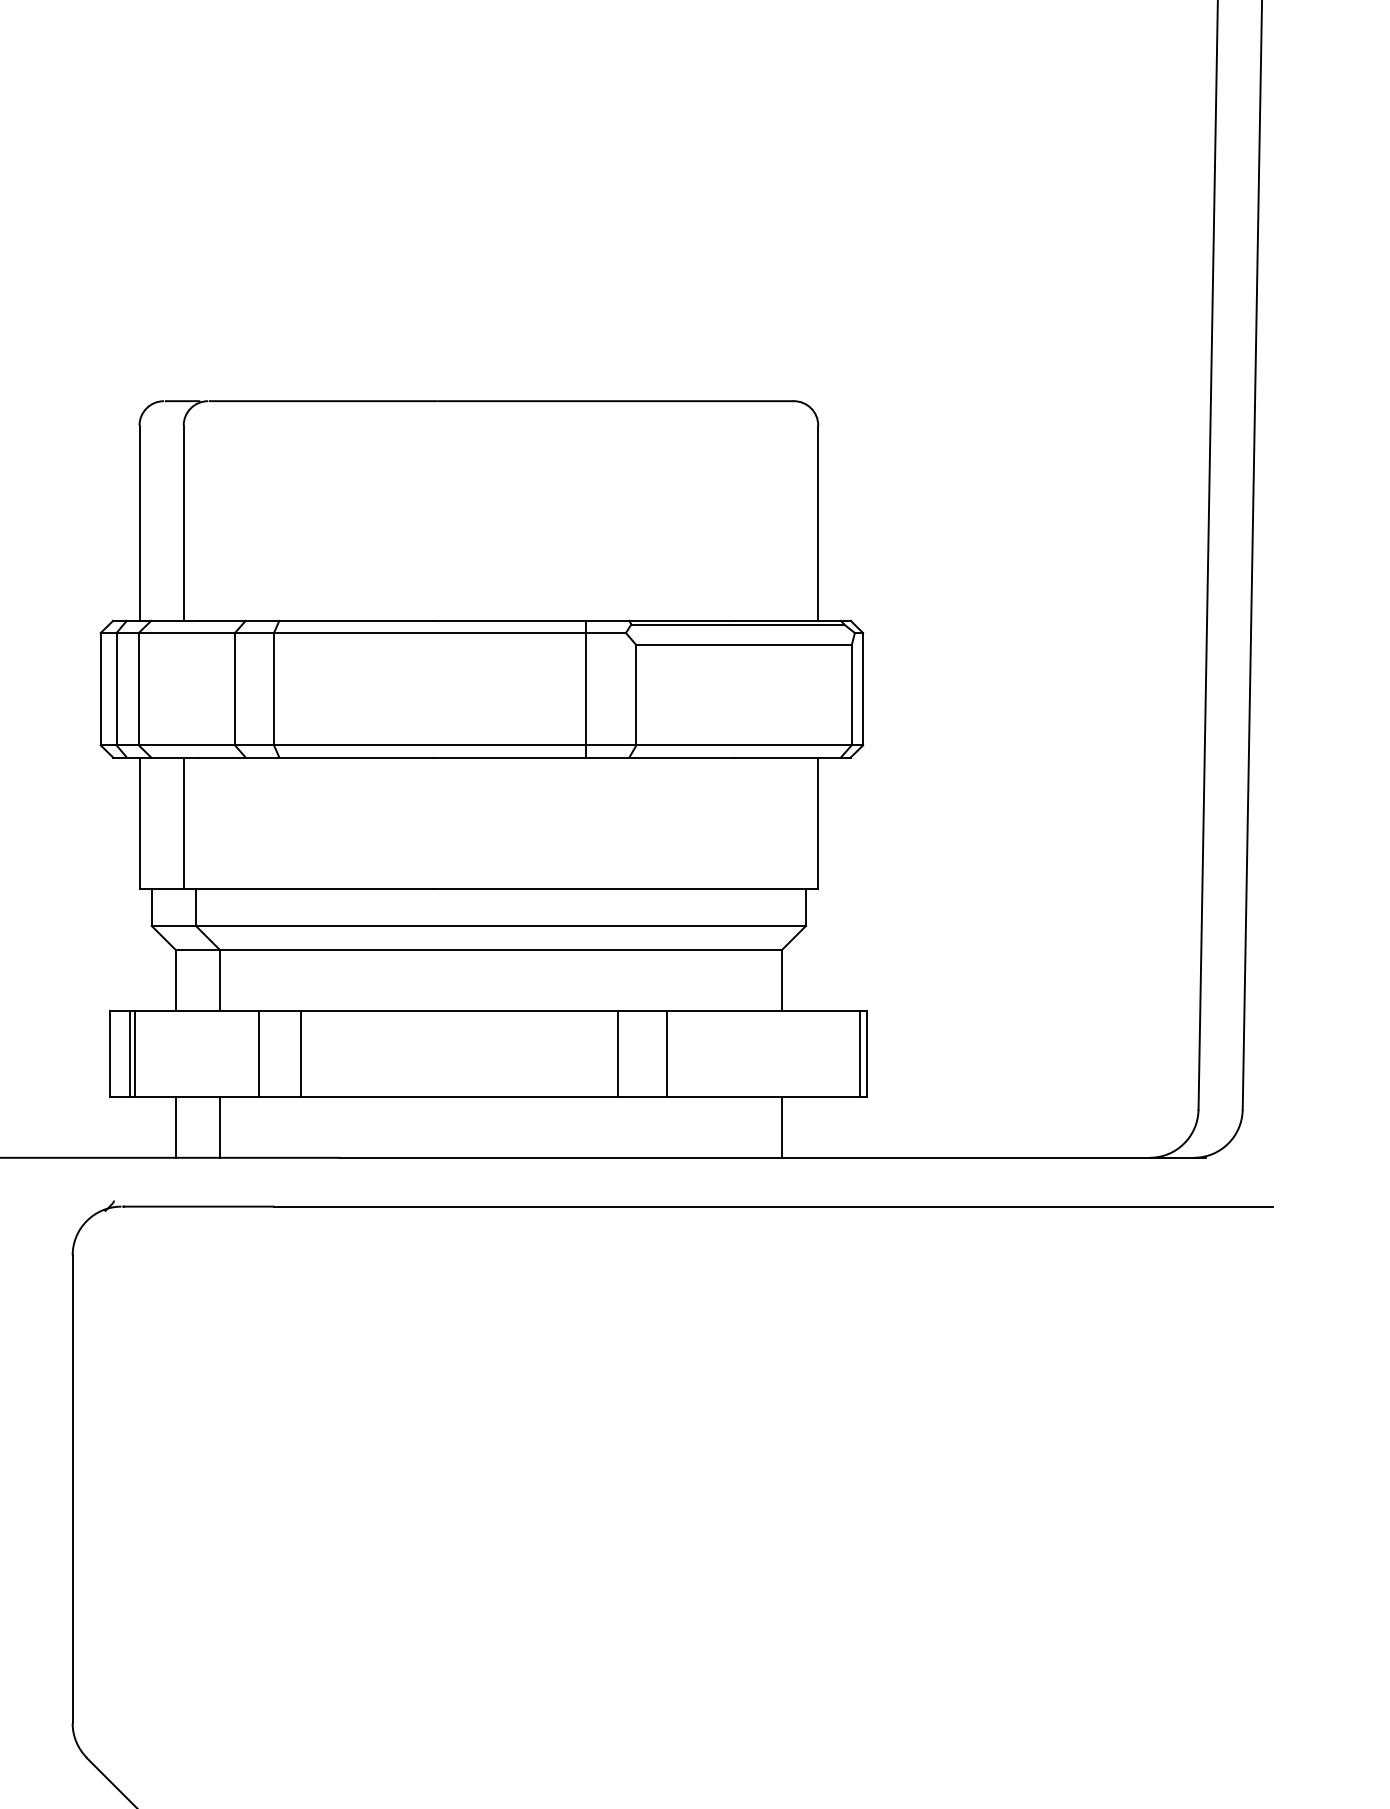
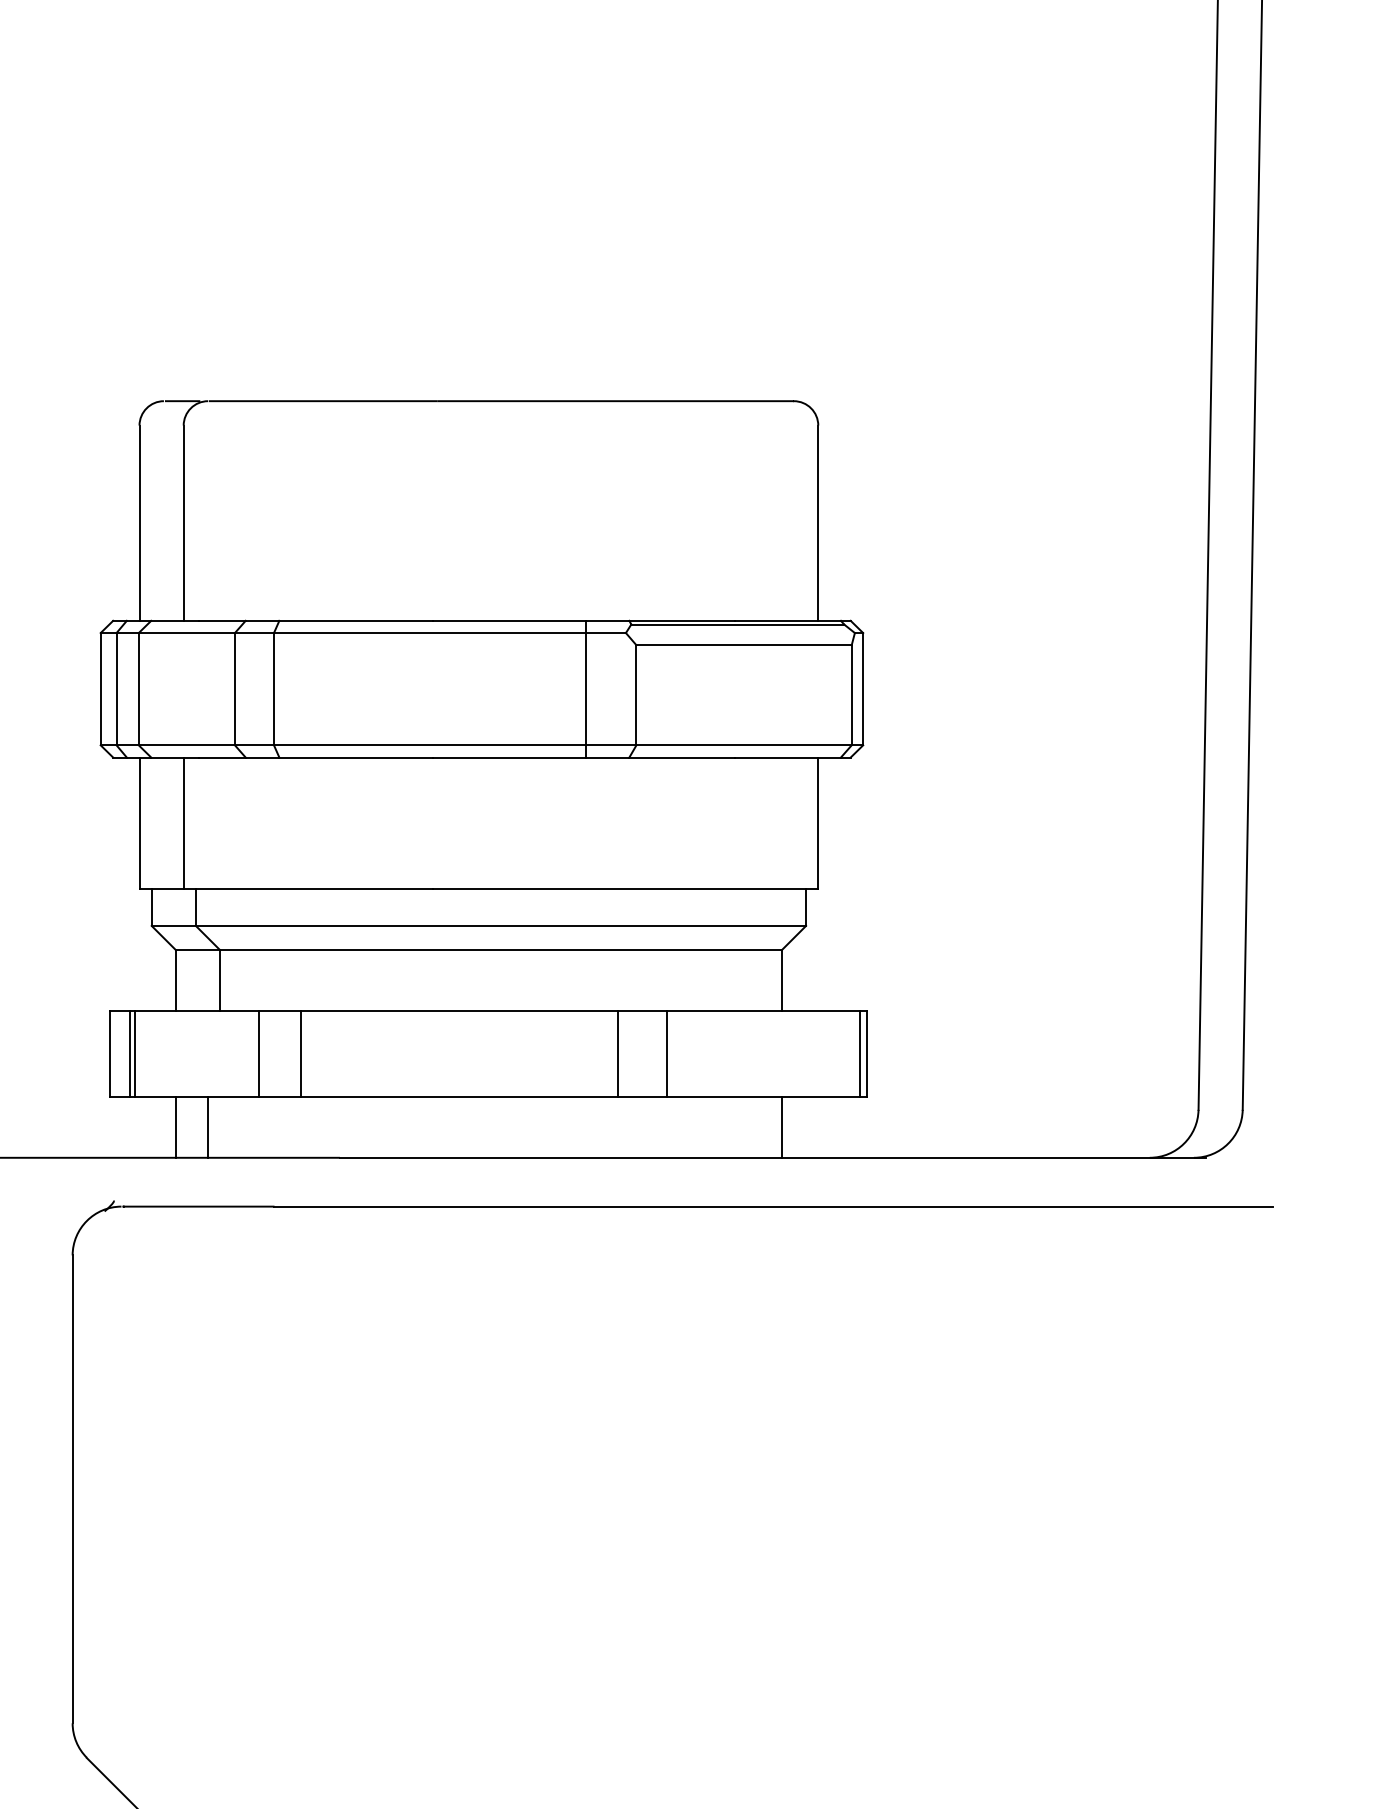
line position: (220, 1126) -> (208, 1126) (208, 1126)
